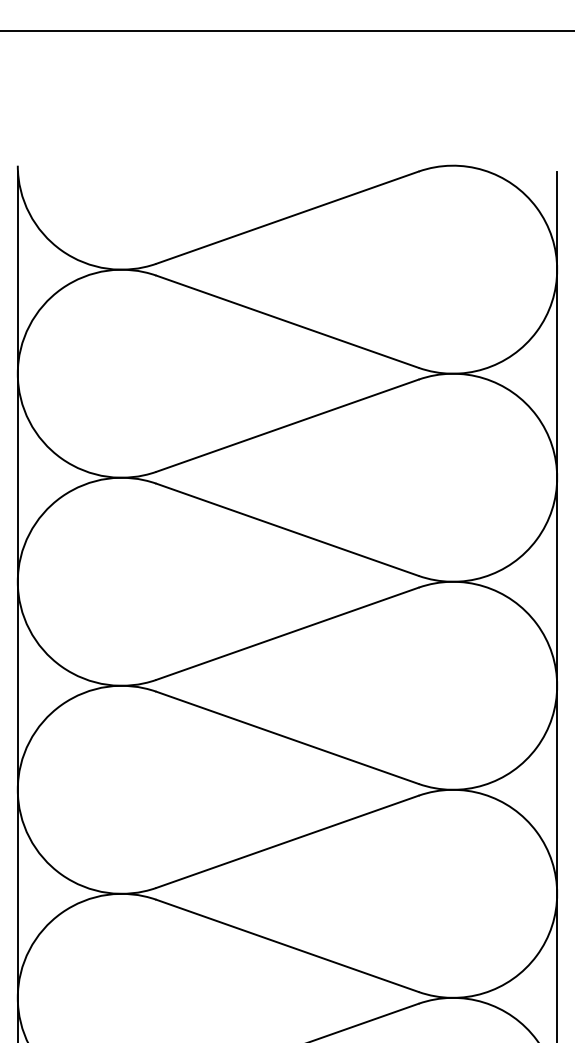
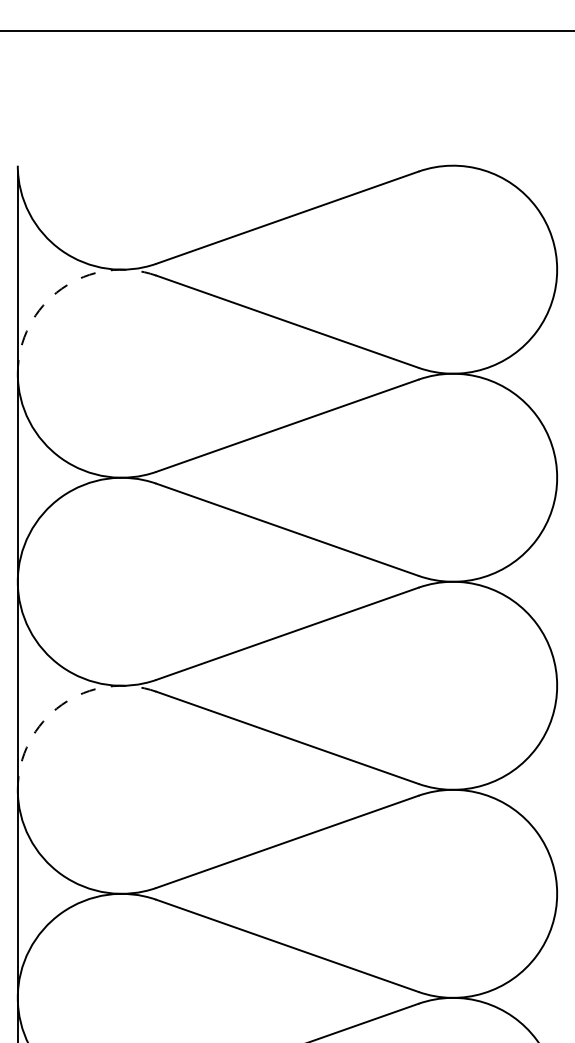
arc: solid -> dashed (61, 288)
line: present -> none (557, 605)
arc: solid -> dashed (61, 704)
